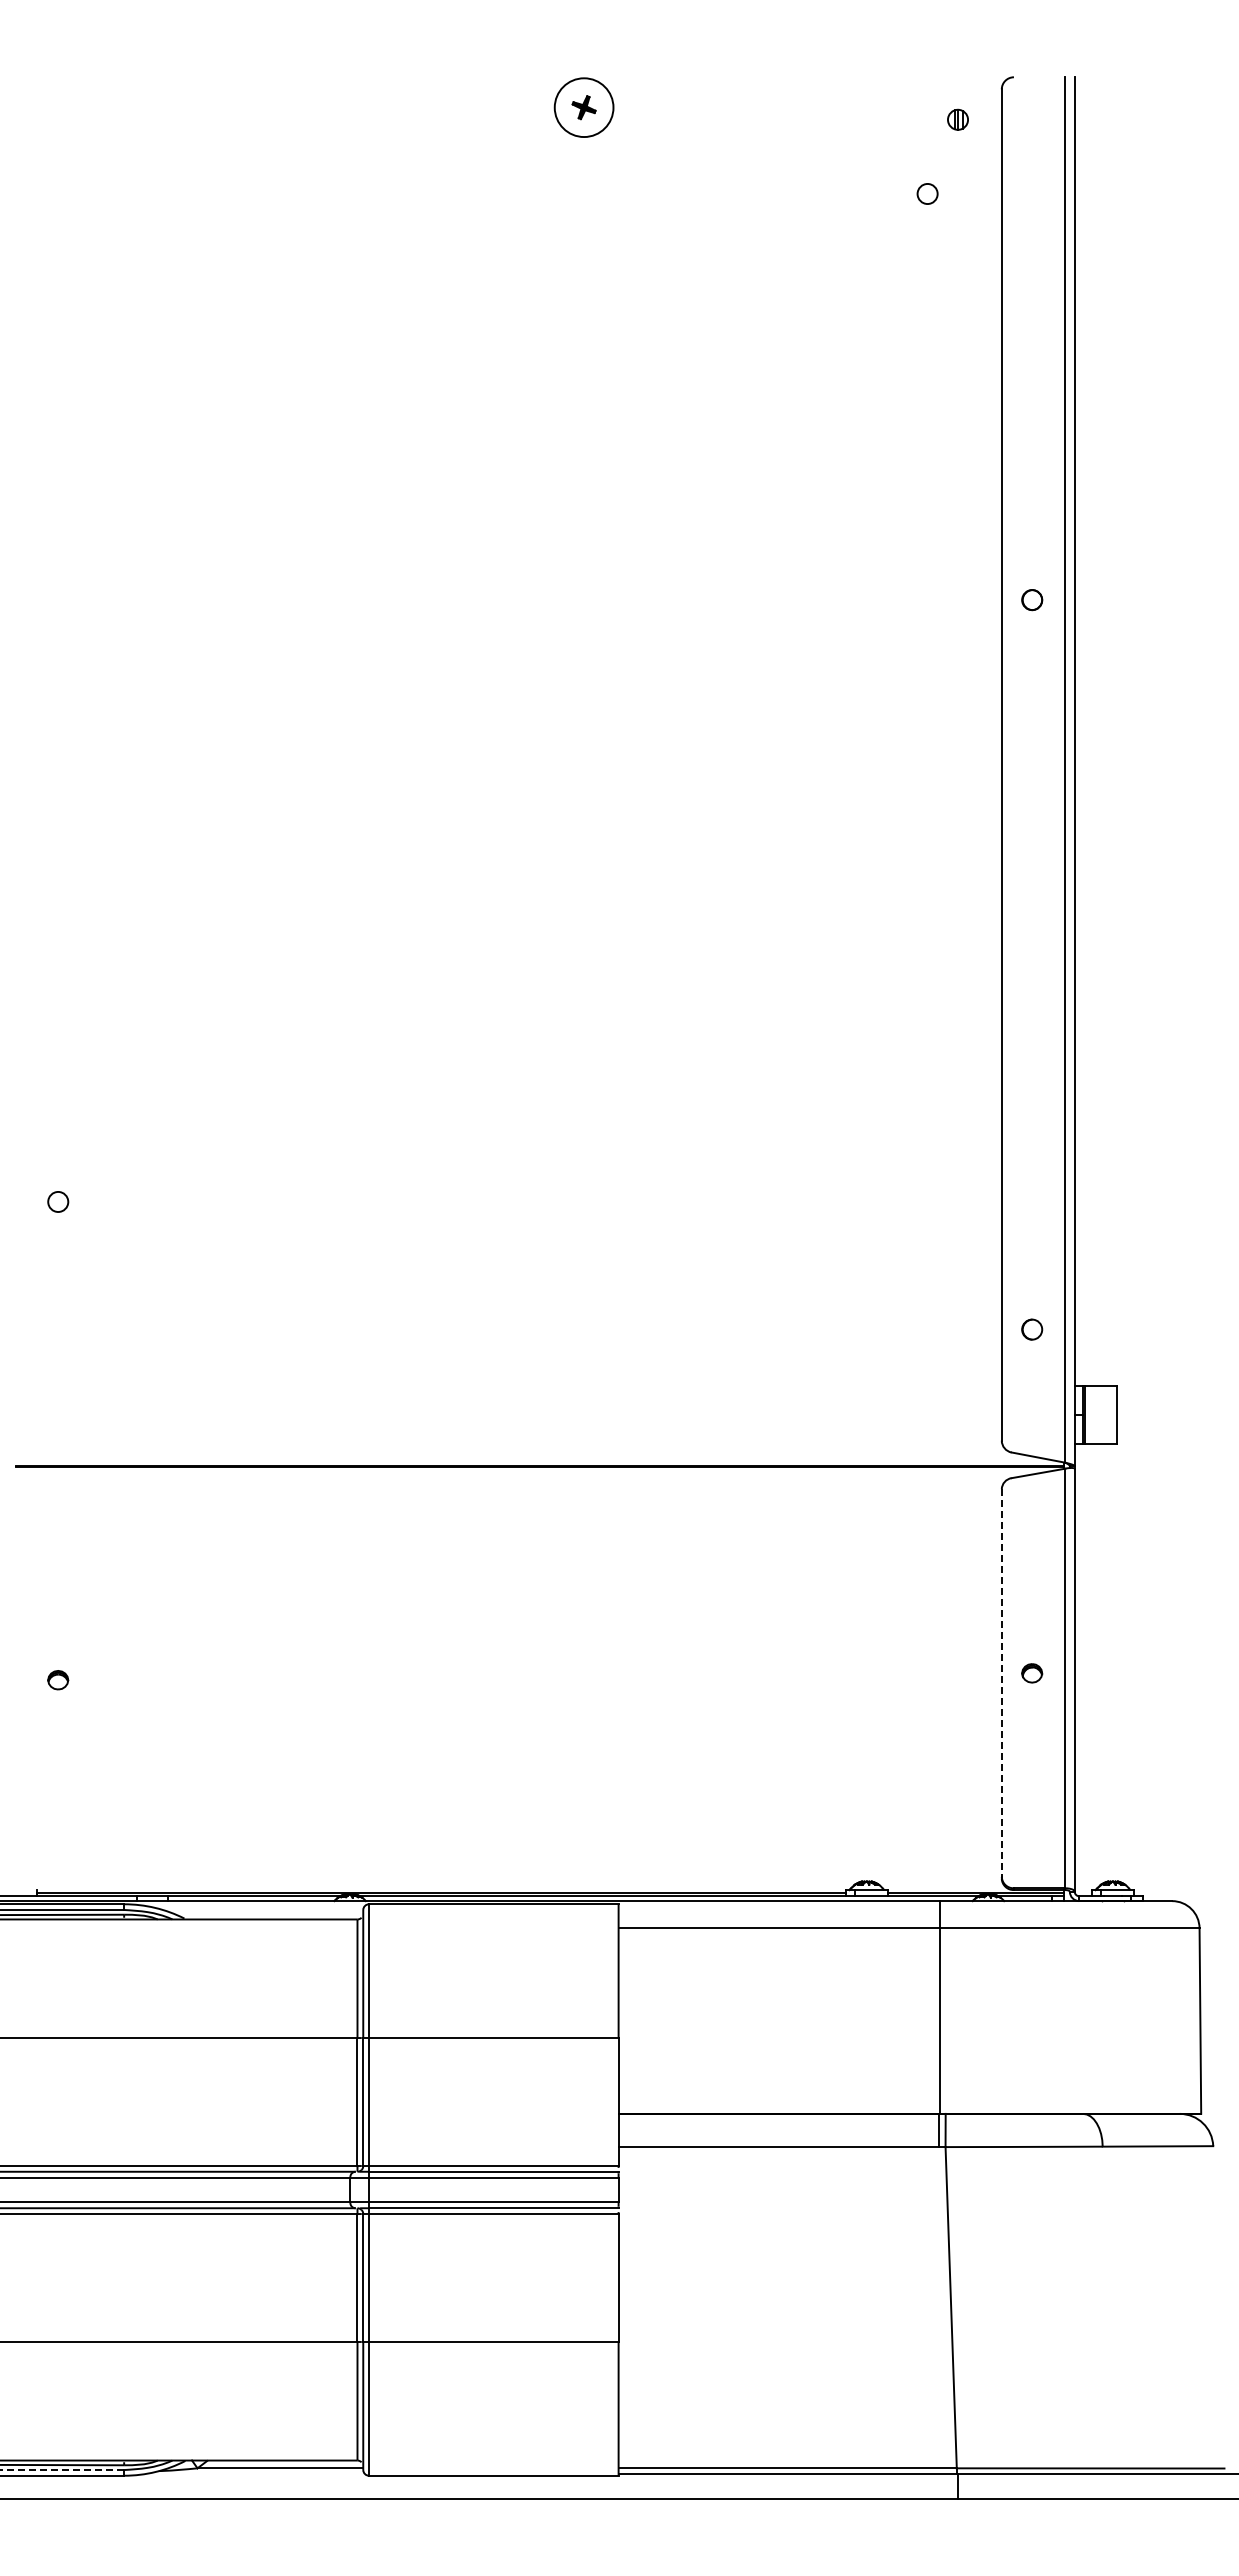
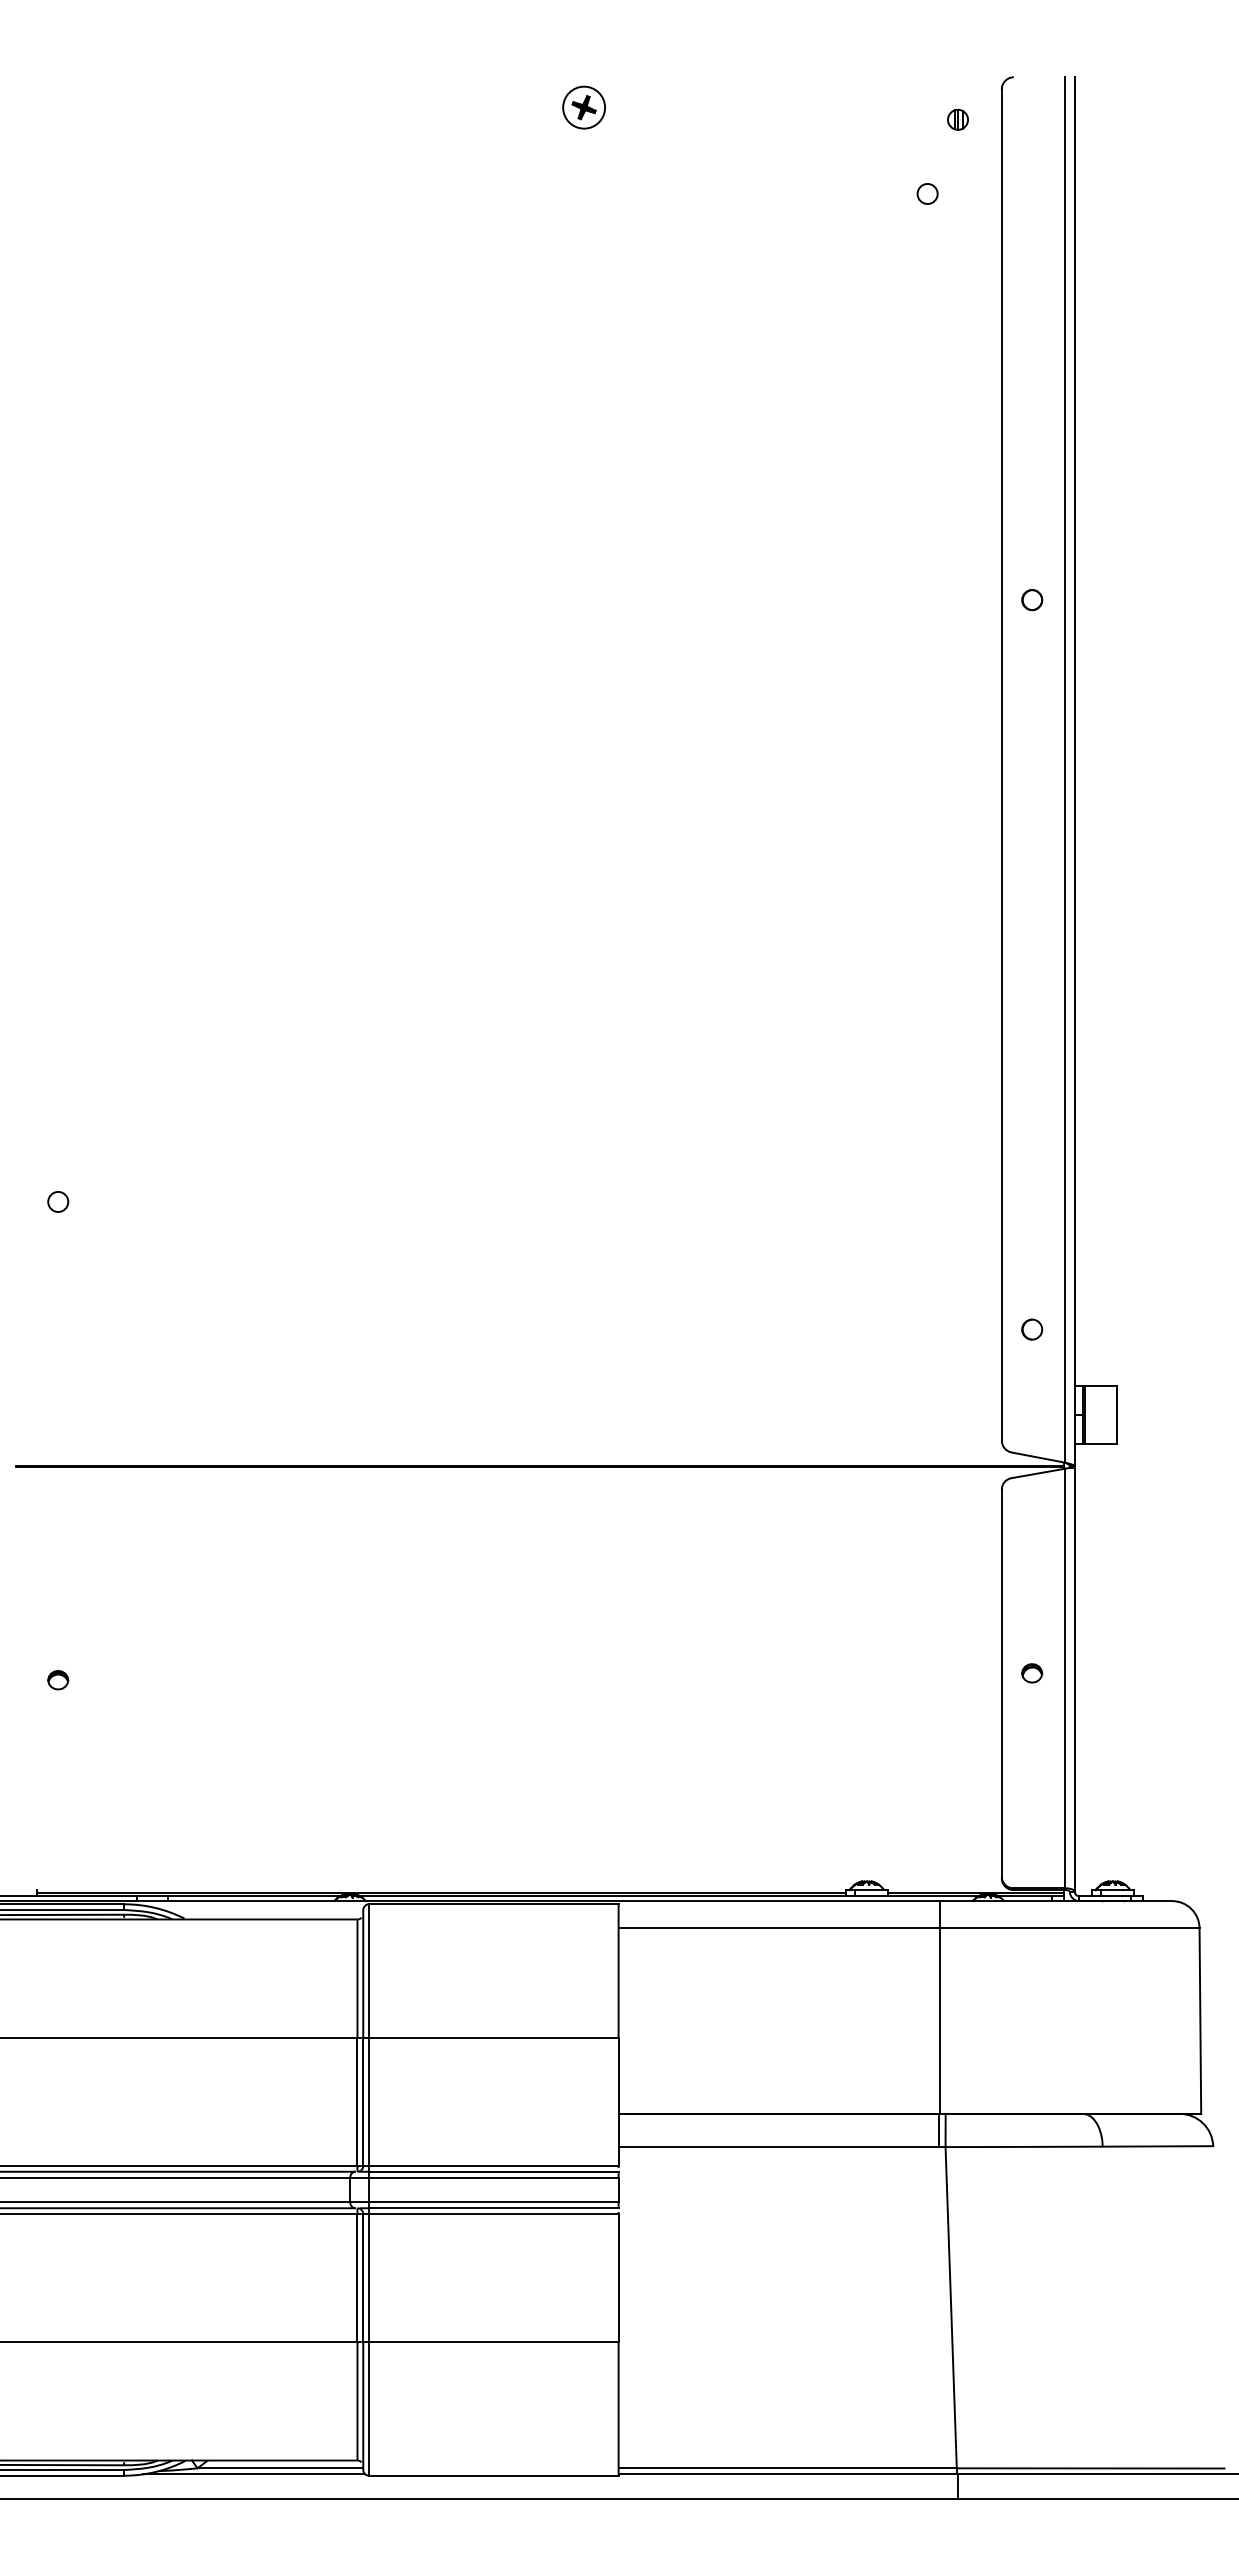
circle diameter: 59 px -> 42 px (584, 107)
line: dashed -> solid (1001, 1683)
line: dashed -> solid (62, 2470)
line: none -> present (254, 2474)
